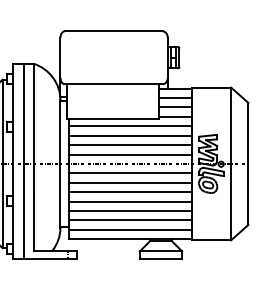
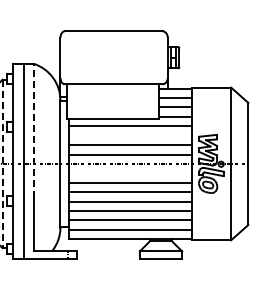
line: solid -> dashed (34, 130)
line: present -> none (129, 135)
line: solid -> dashed (2, 164)
line: present -> none (129, 173)
